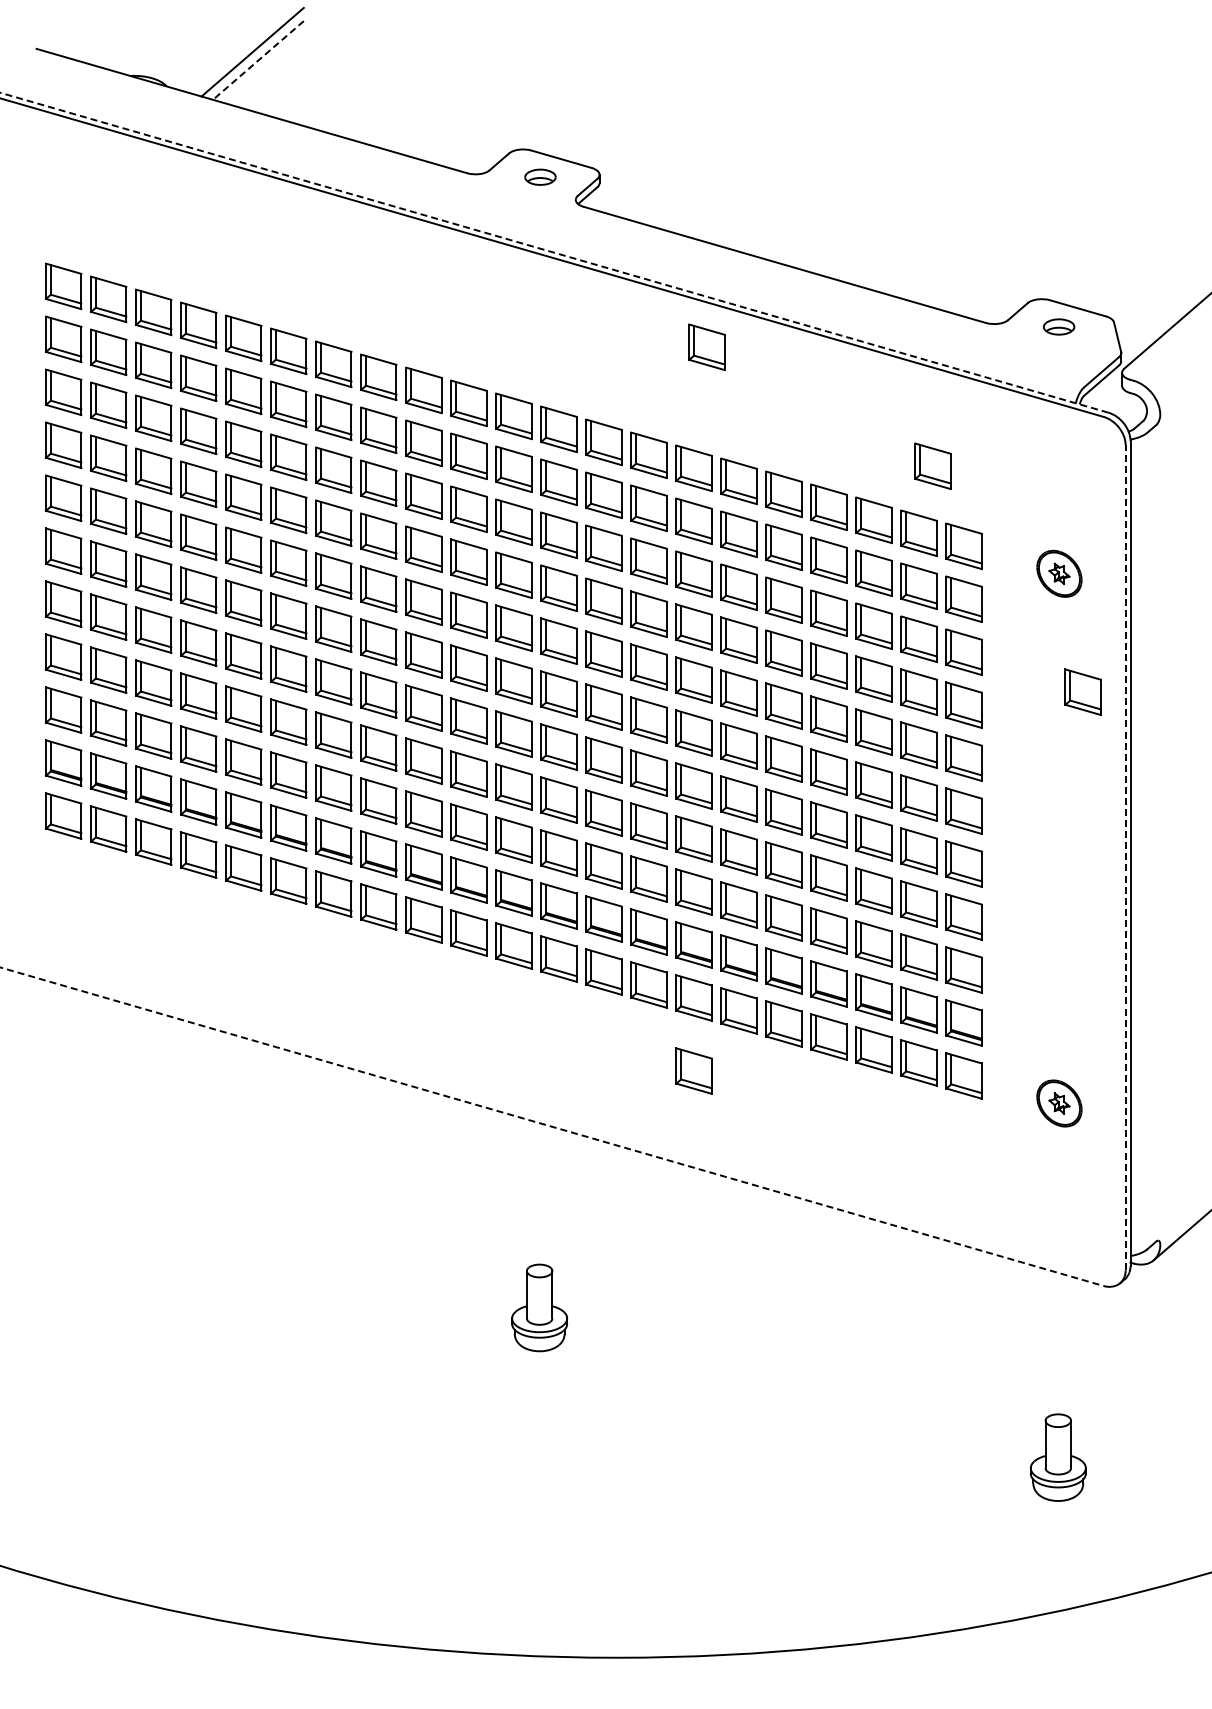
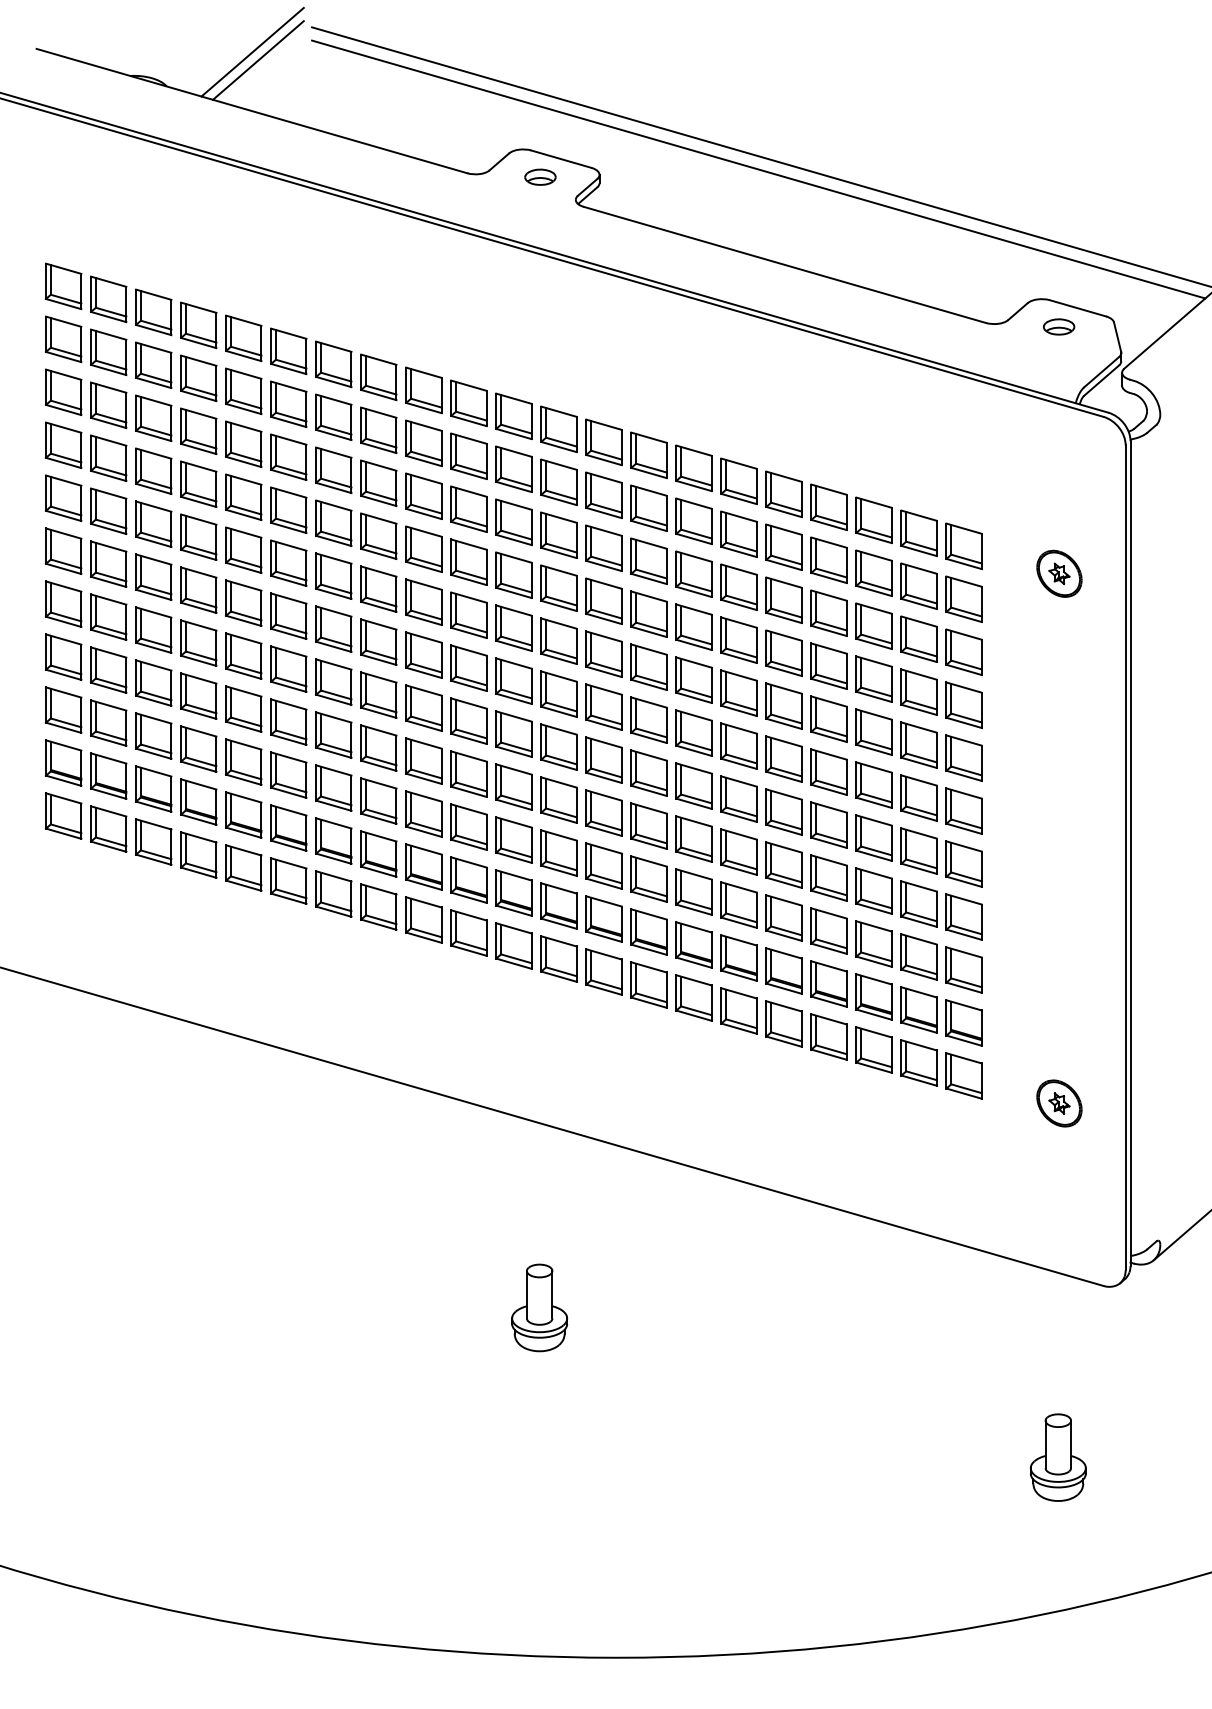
line: dashed -> solid (258, 60)
line: none -> present (760, 156)
line: none -> present (758, 169)
line: dashed -> solid (554, 252)
part: present -> none (706, 346)
part: present -> none (932, 465)
part: present -> none (1082, 691)
line: dashed -> solid (1125, 857)
part: present -> none (693, 1070)
line: dashed -> solid (552, 1126)
